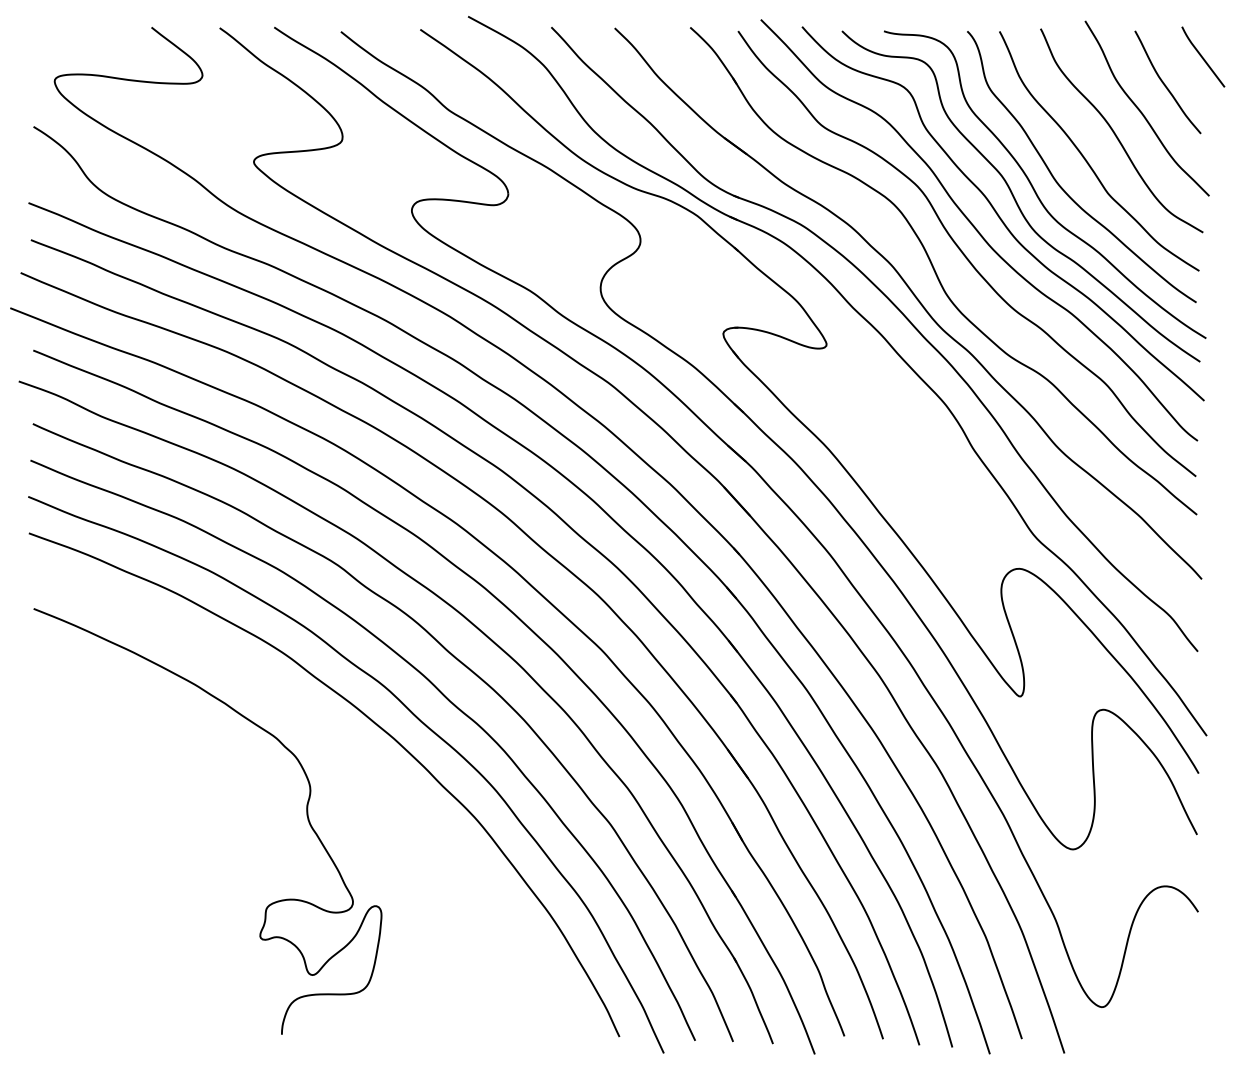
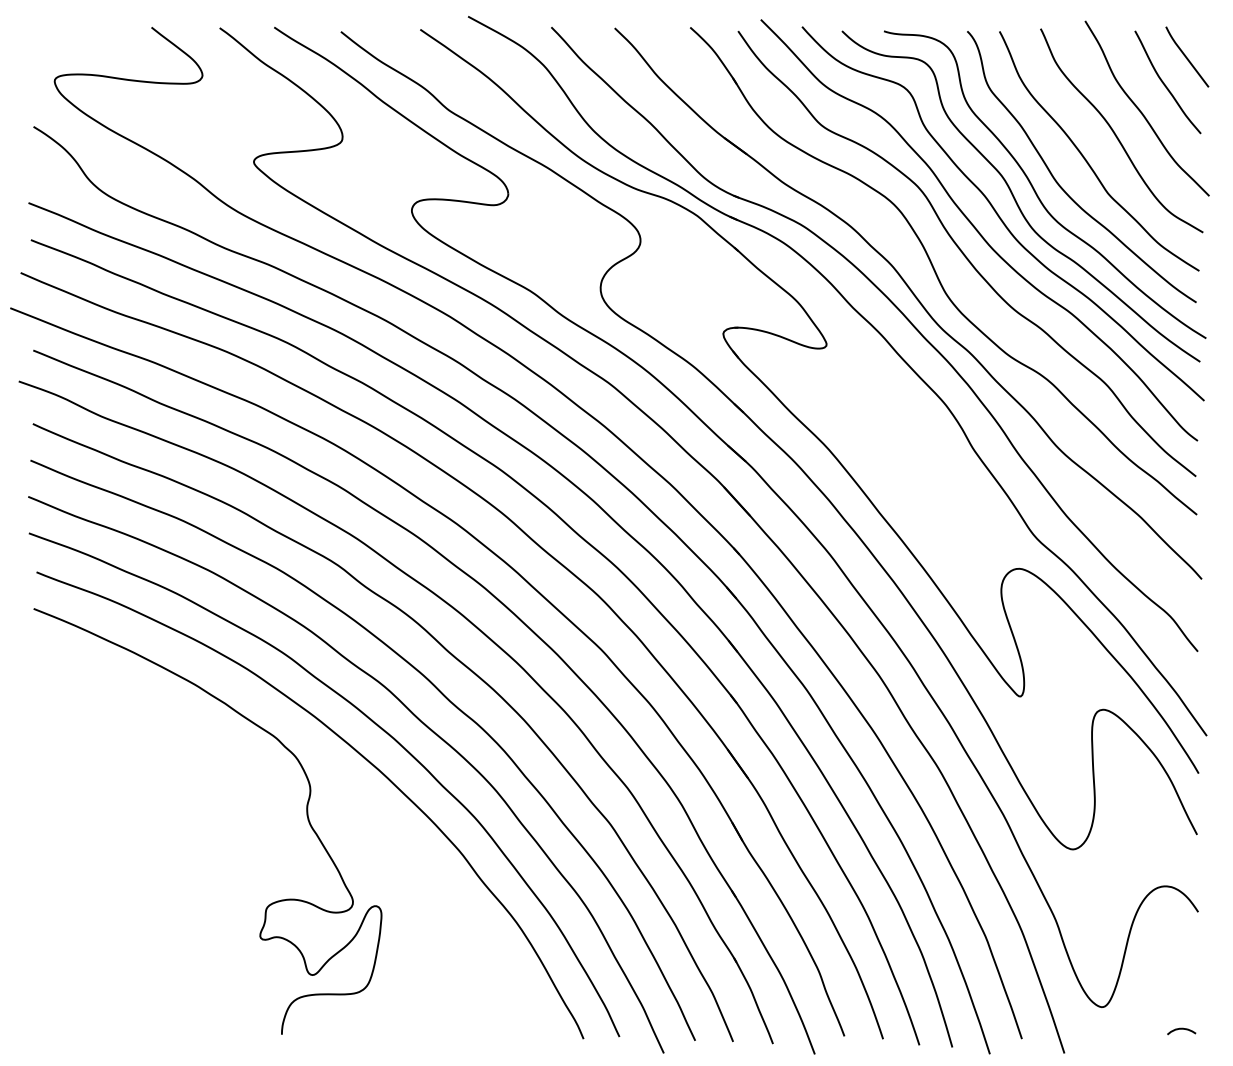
curve position: (1202, 56) -> (1186, 56) (1186, 56)
curve: none -> present (357, 753)
curve: none -> present (1181, 1029)
